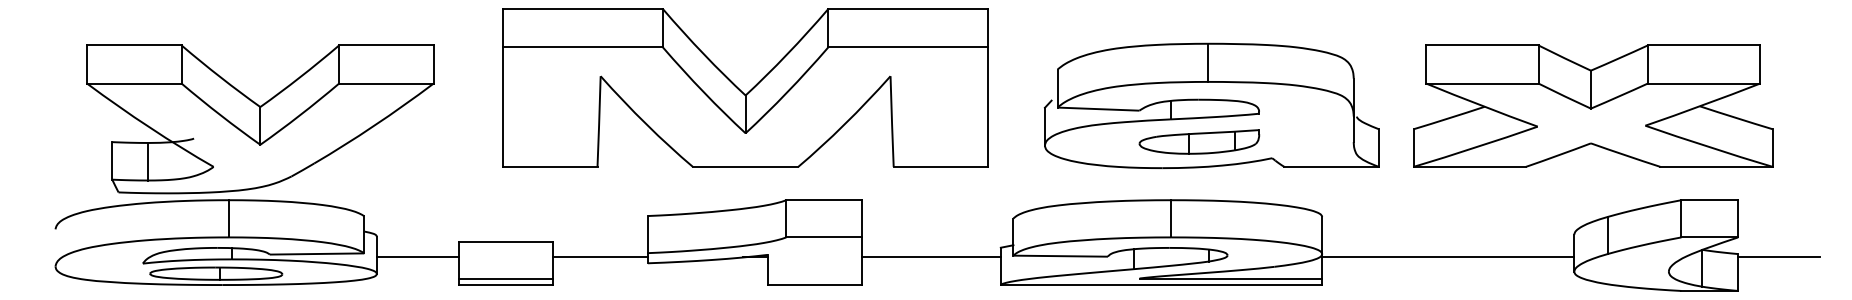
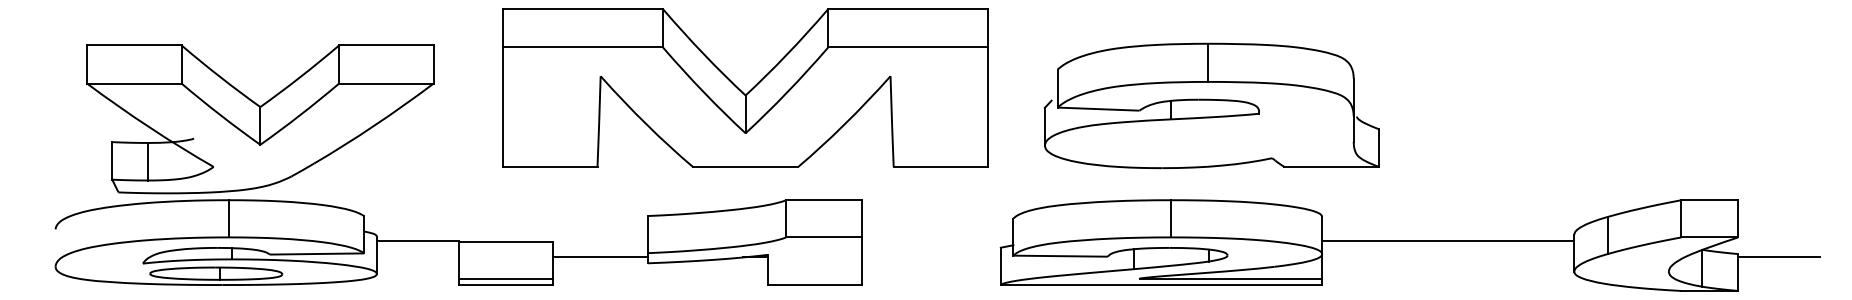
part: present -> none (1593, 105)
part: present -> none (1199, 141)
line position: (417, 257) -> (417, 241) (417, 241)
line: present -> none (931, 257)
line position: (1448, 257) -> (1448, 241) (1448, 241)
